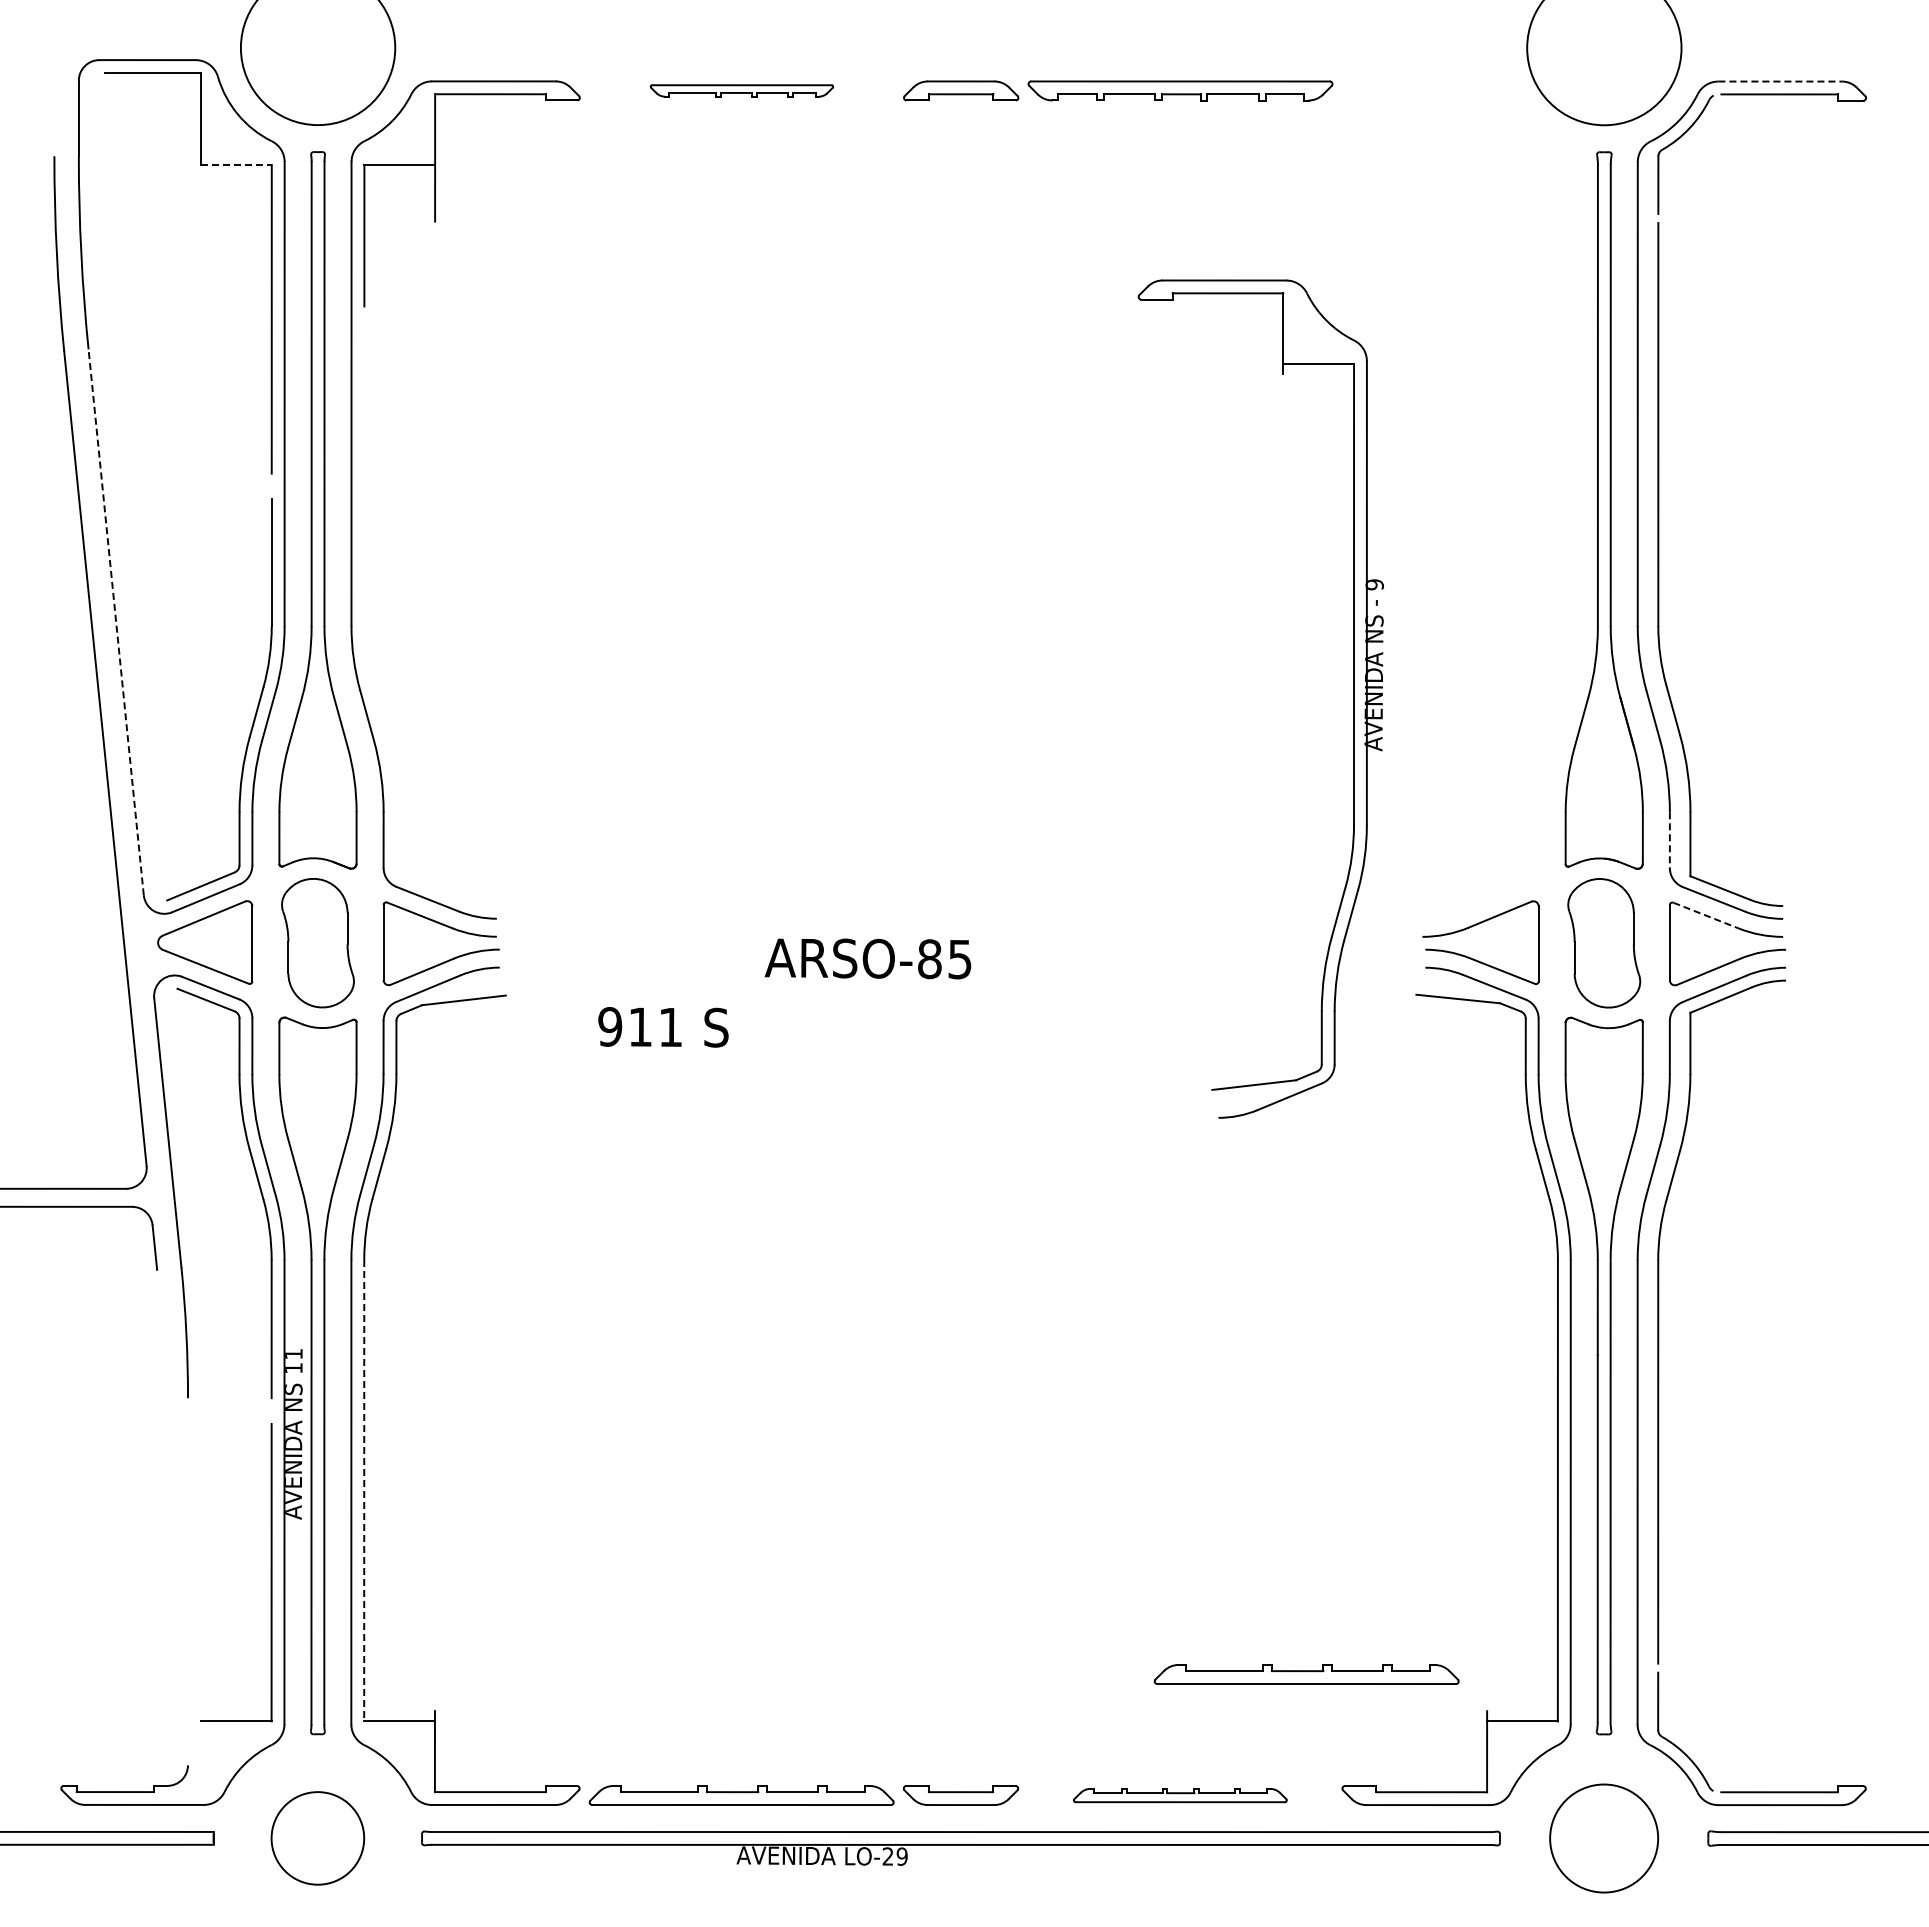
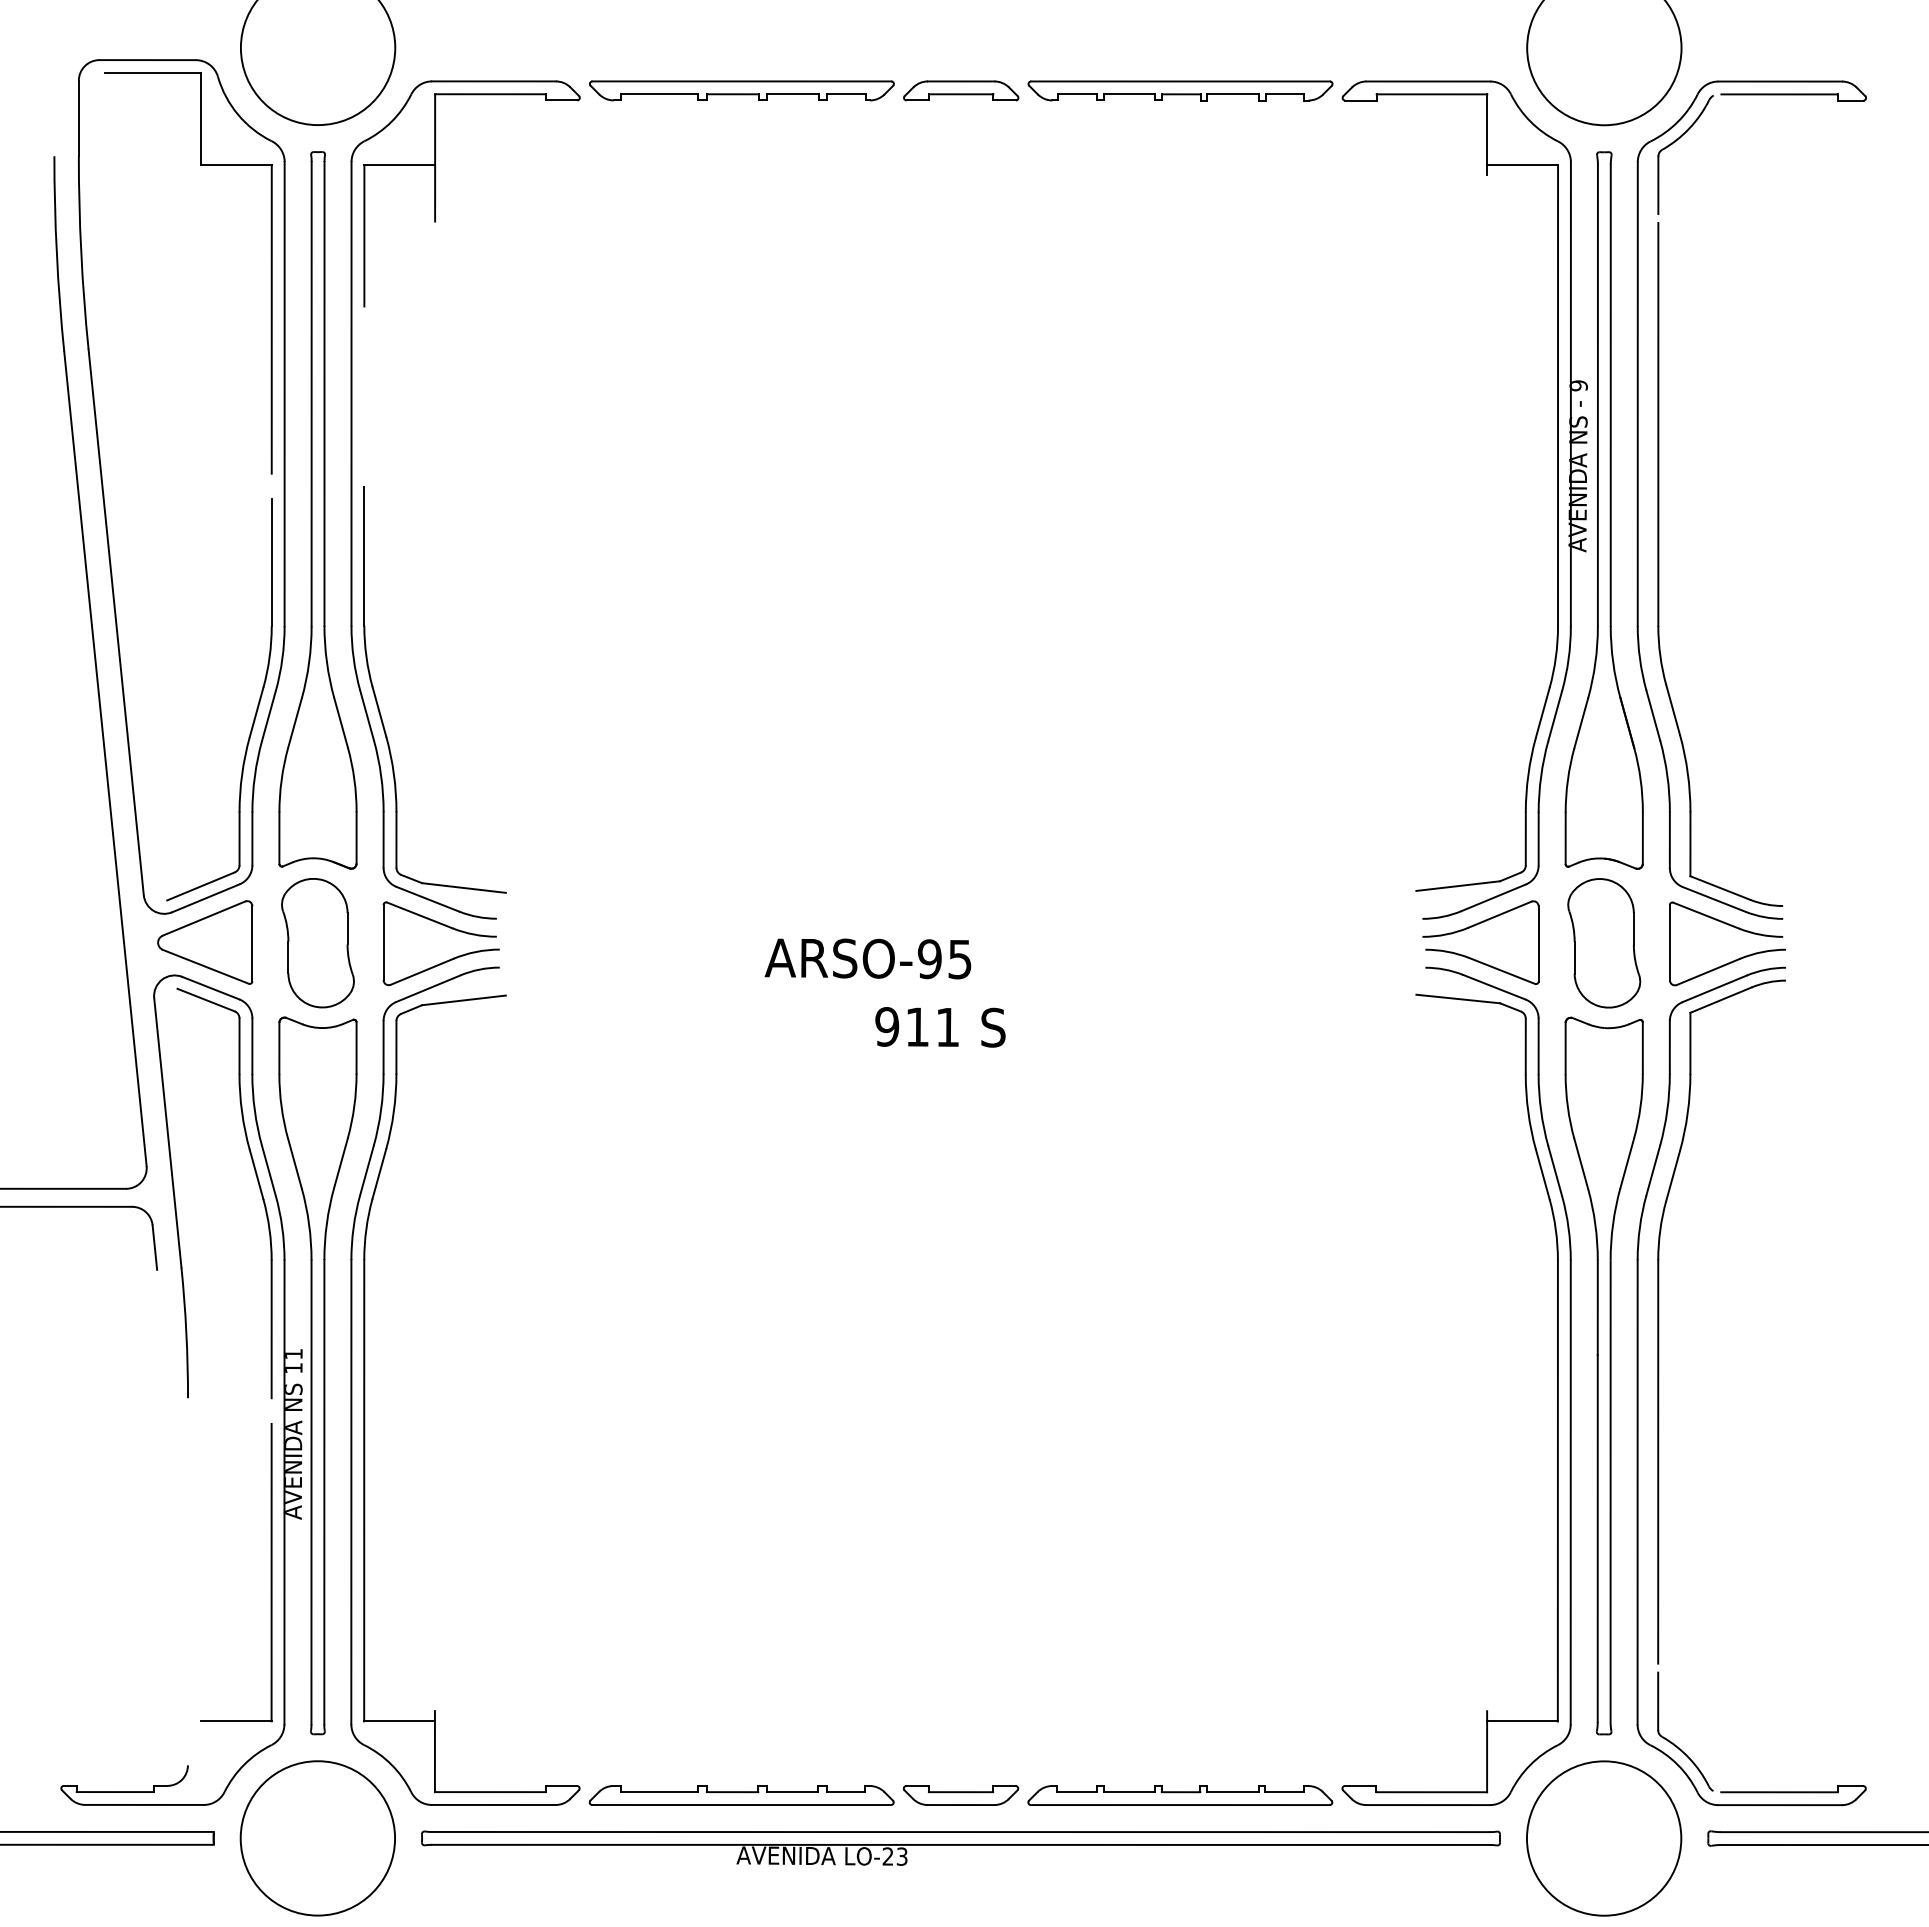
line: dashed -> solid (1780, 81)
part size: 185x14 px -> 306x22 px (741, 90)
line: dashed -> solid (236, 164)
line: dashed -> solid (116, 621)
part position: (1353, 698) -> (1557, 499) (1557, 499)
part: none -> present (378, 703)
line: dashed -> solid (1669, 840)
line: dashed -> solid (1706, 915)
text: ARSO-85 -> ARSO-95 (929, 959)
text position: (663, 1027) -> (940, 1027) (940, 1027)
line: dashed -> solid (364, 1490)
part: present -> none (1306, 1674)
part size: 215x16 px -> 307x21 px (1180, 1795)
circle diameter: 93 px -> 154 px (317, 1838)
circle diameter: 108 px -> 154 px (1603, 1838)
text: LO-29 -> LO-23 (901, 1856)
